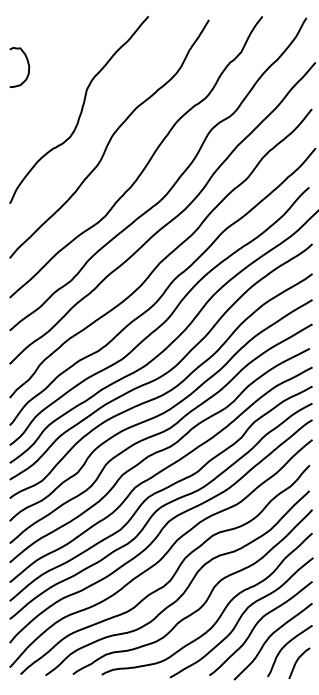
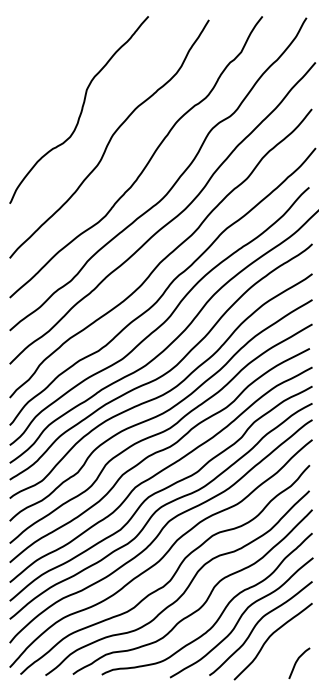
curve: present -> none (27, 64)
curve: present -> none (285, 646)
